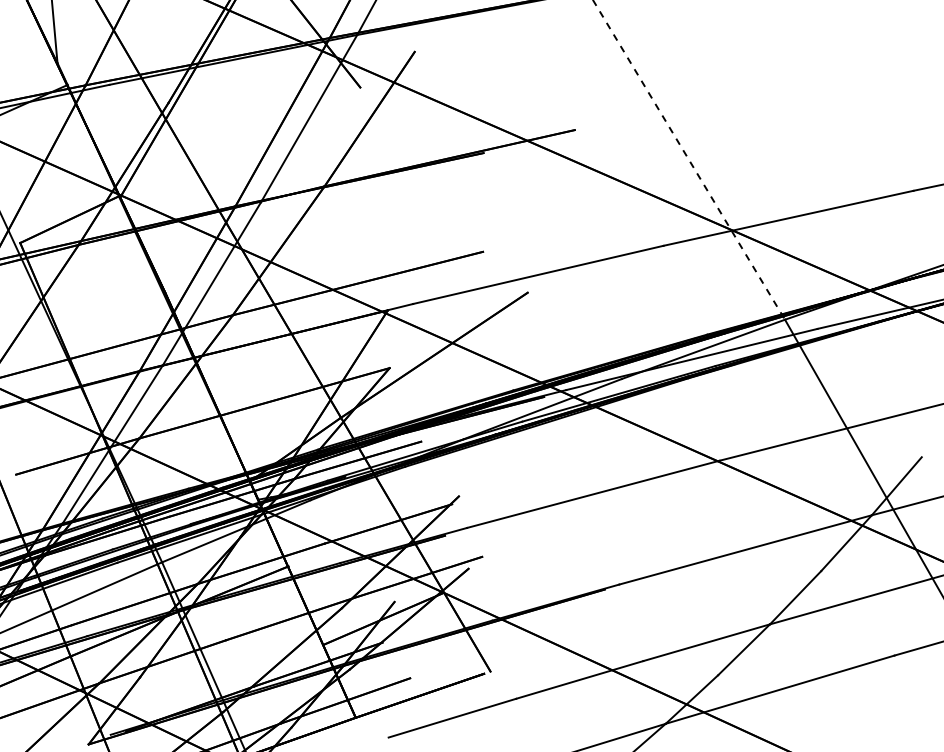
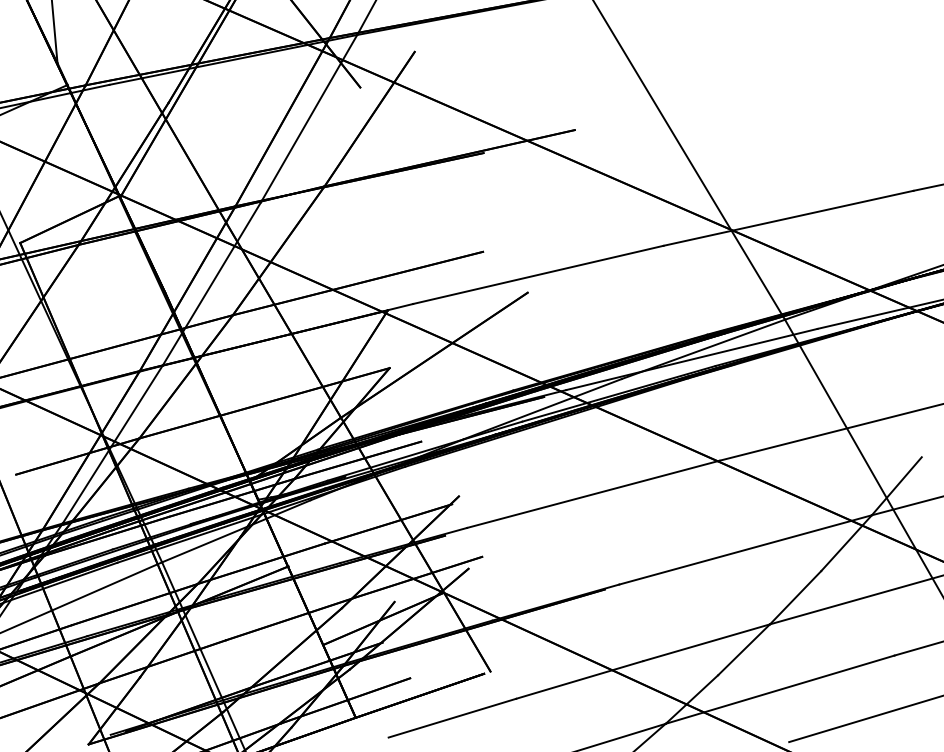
line: dashed -> solid (689, 160)
line: none -> present (864, 719)
